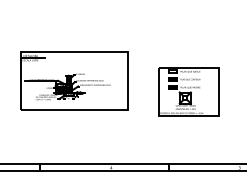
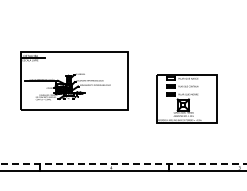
part position: (188, 91) -> (186, 98) (186, 98)
line: solid -> dashed (123, 164)
